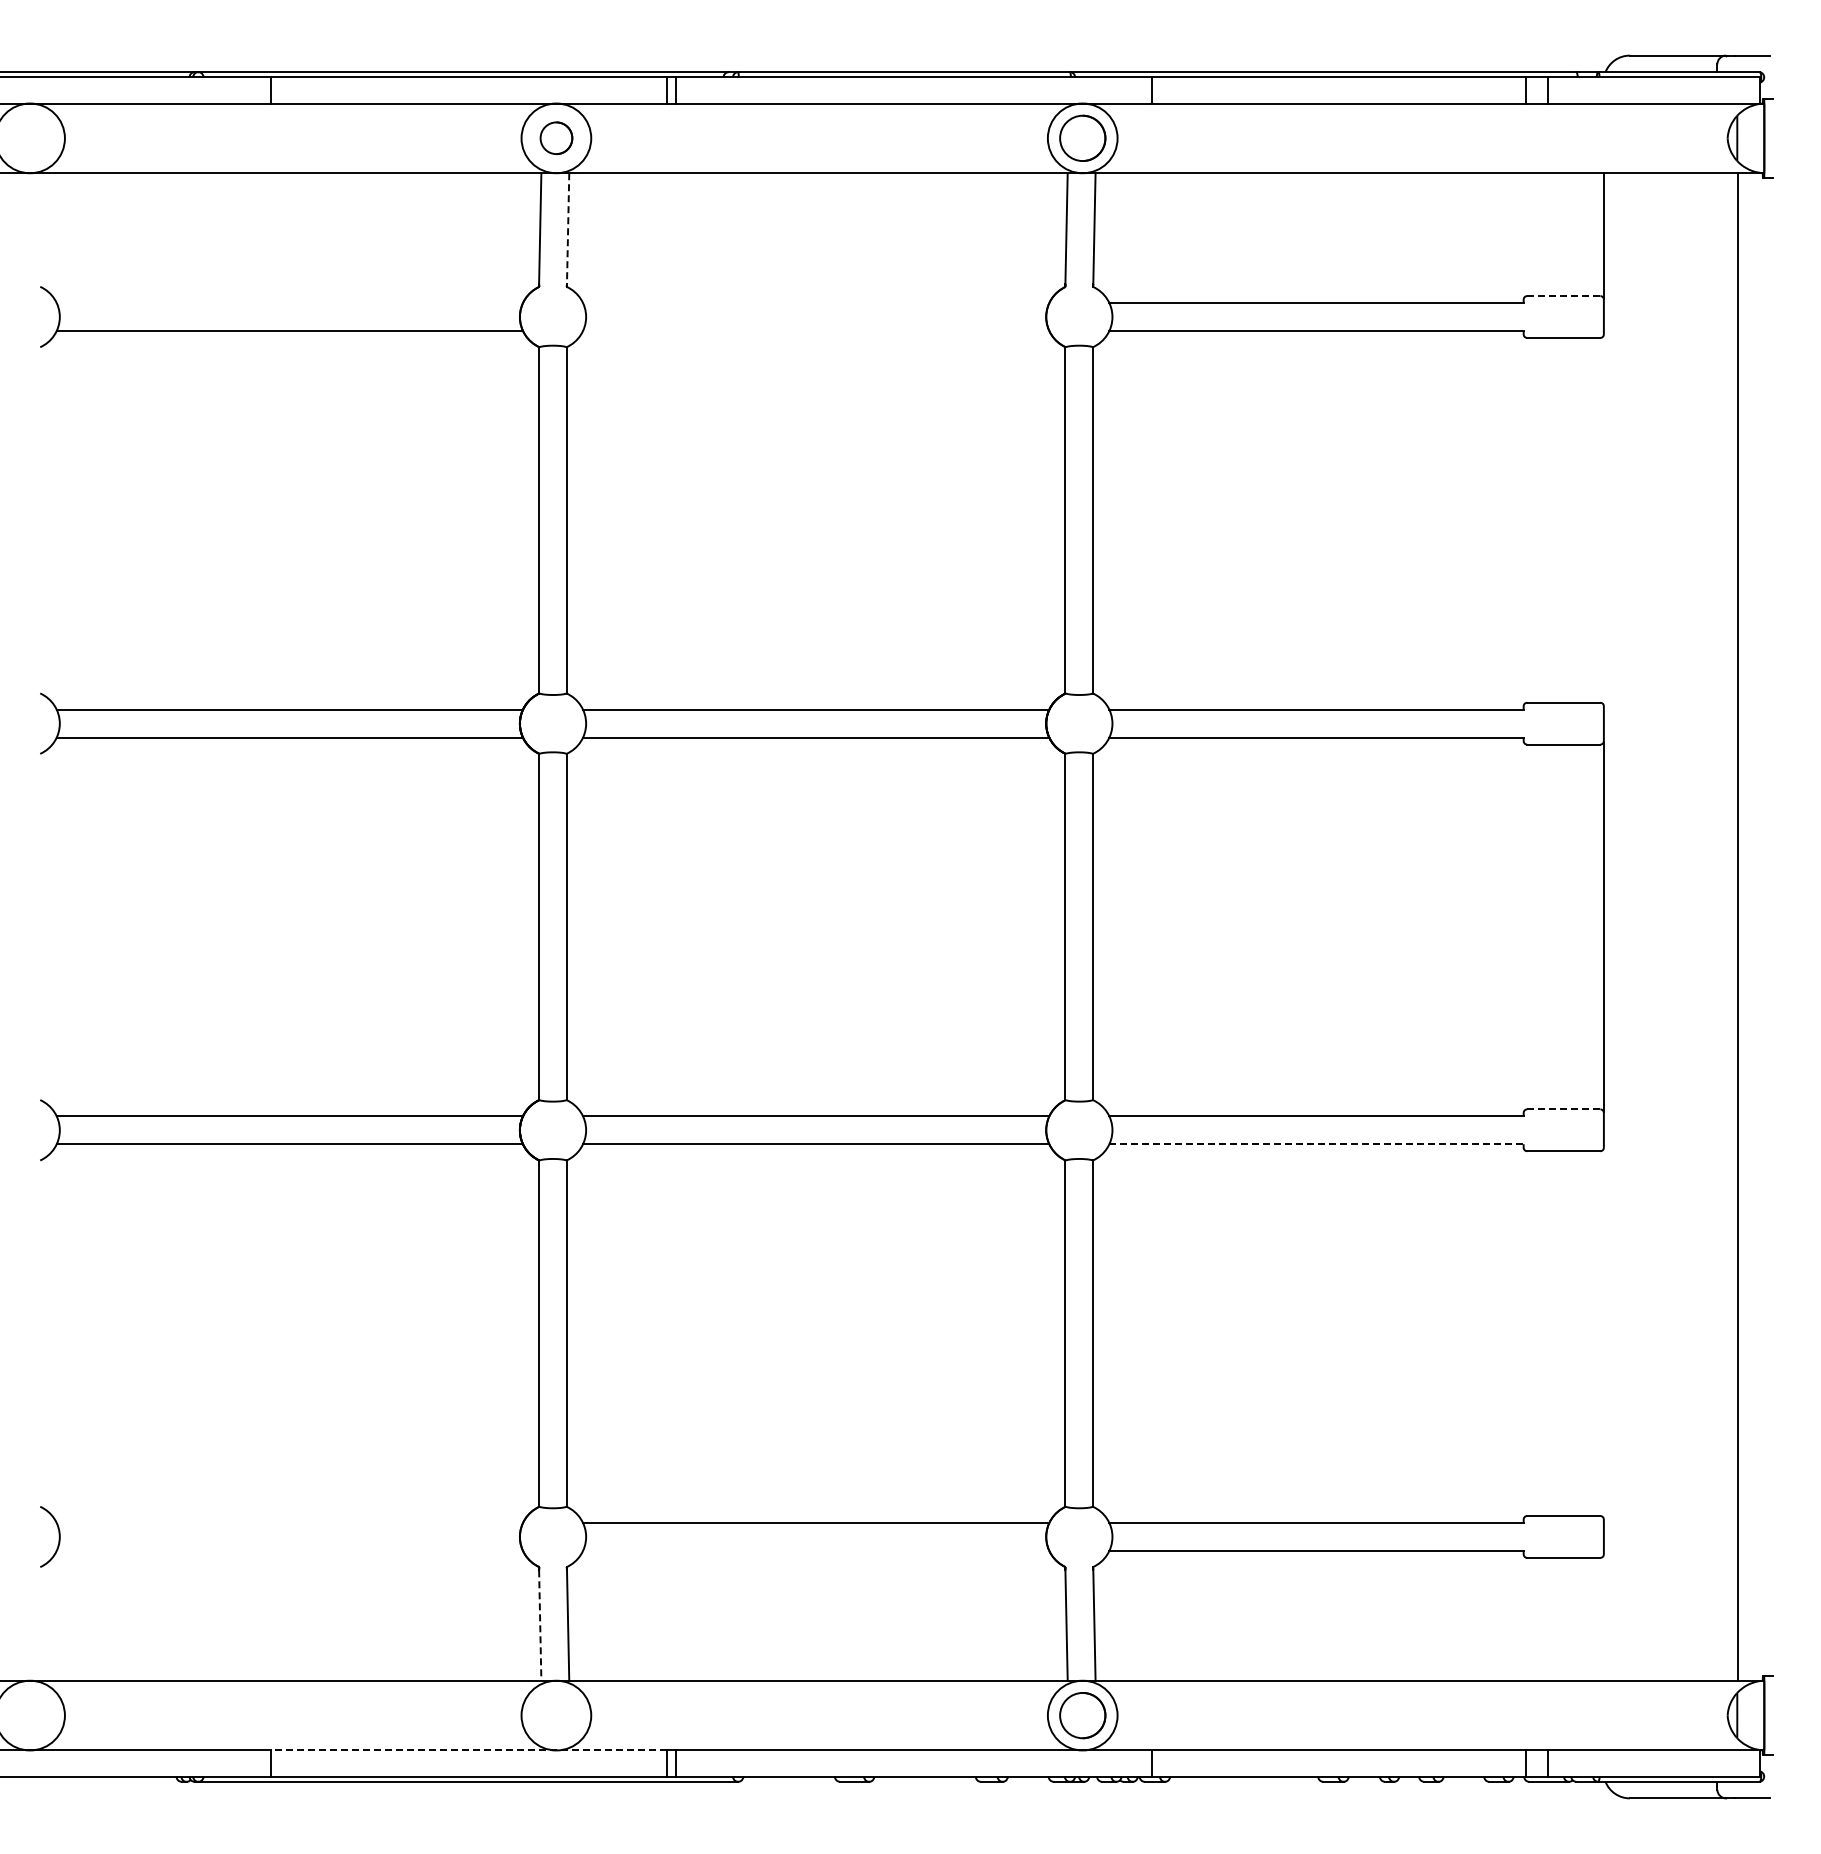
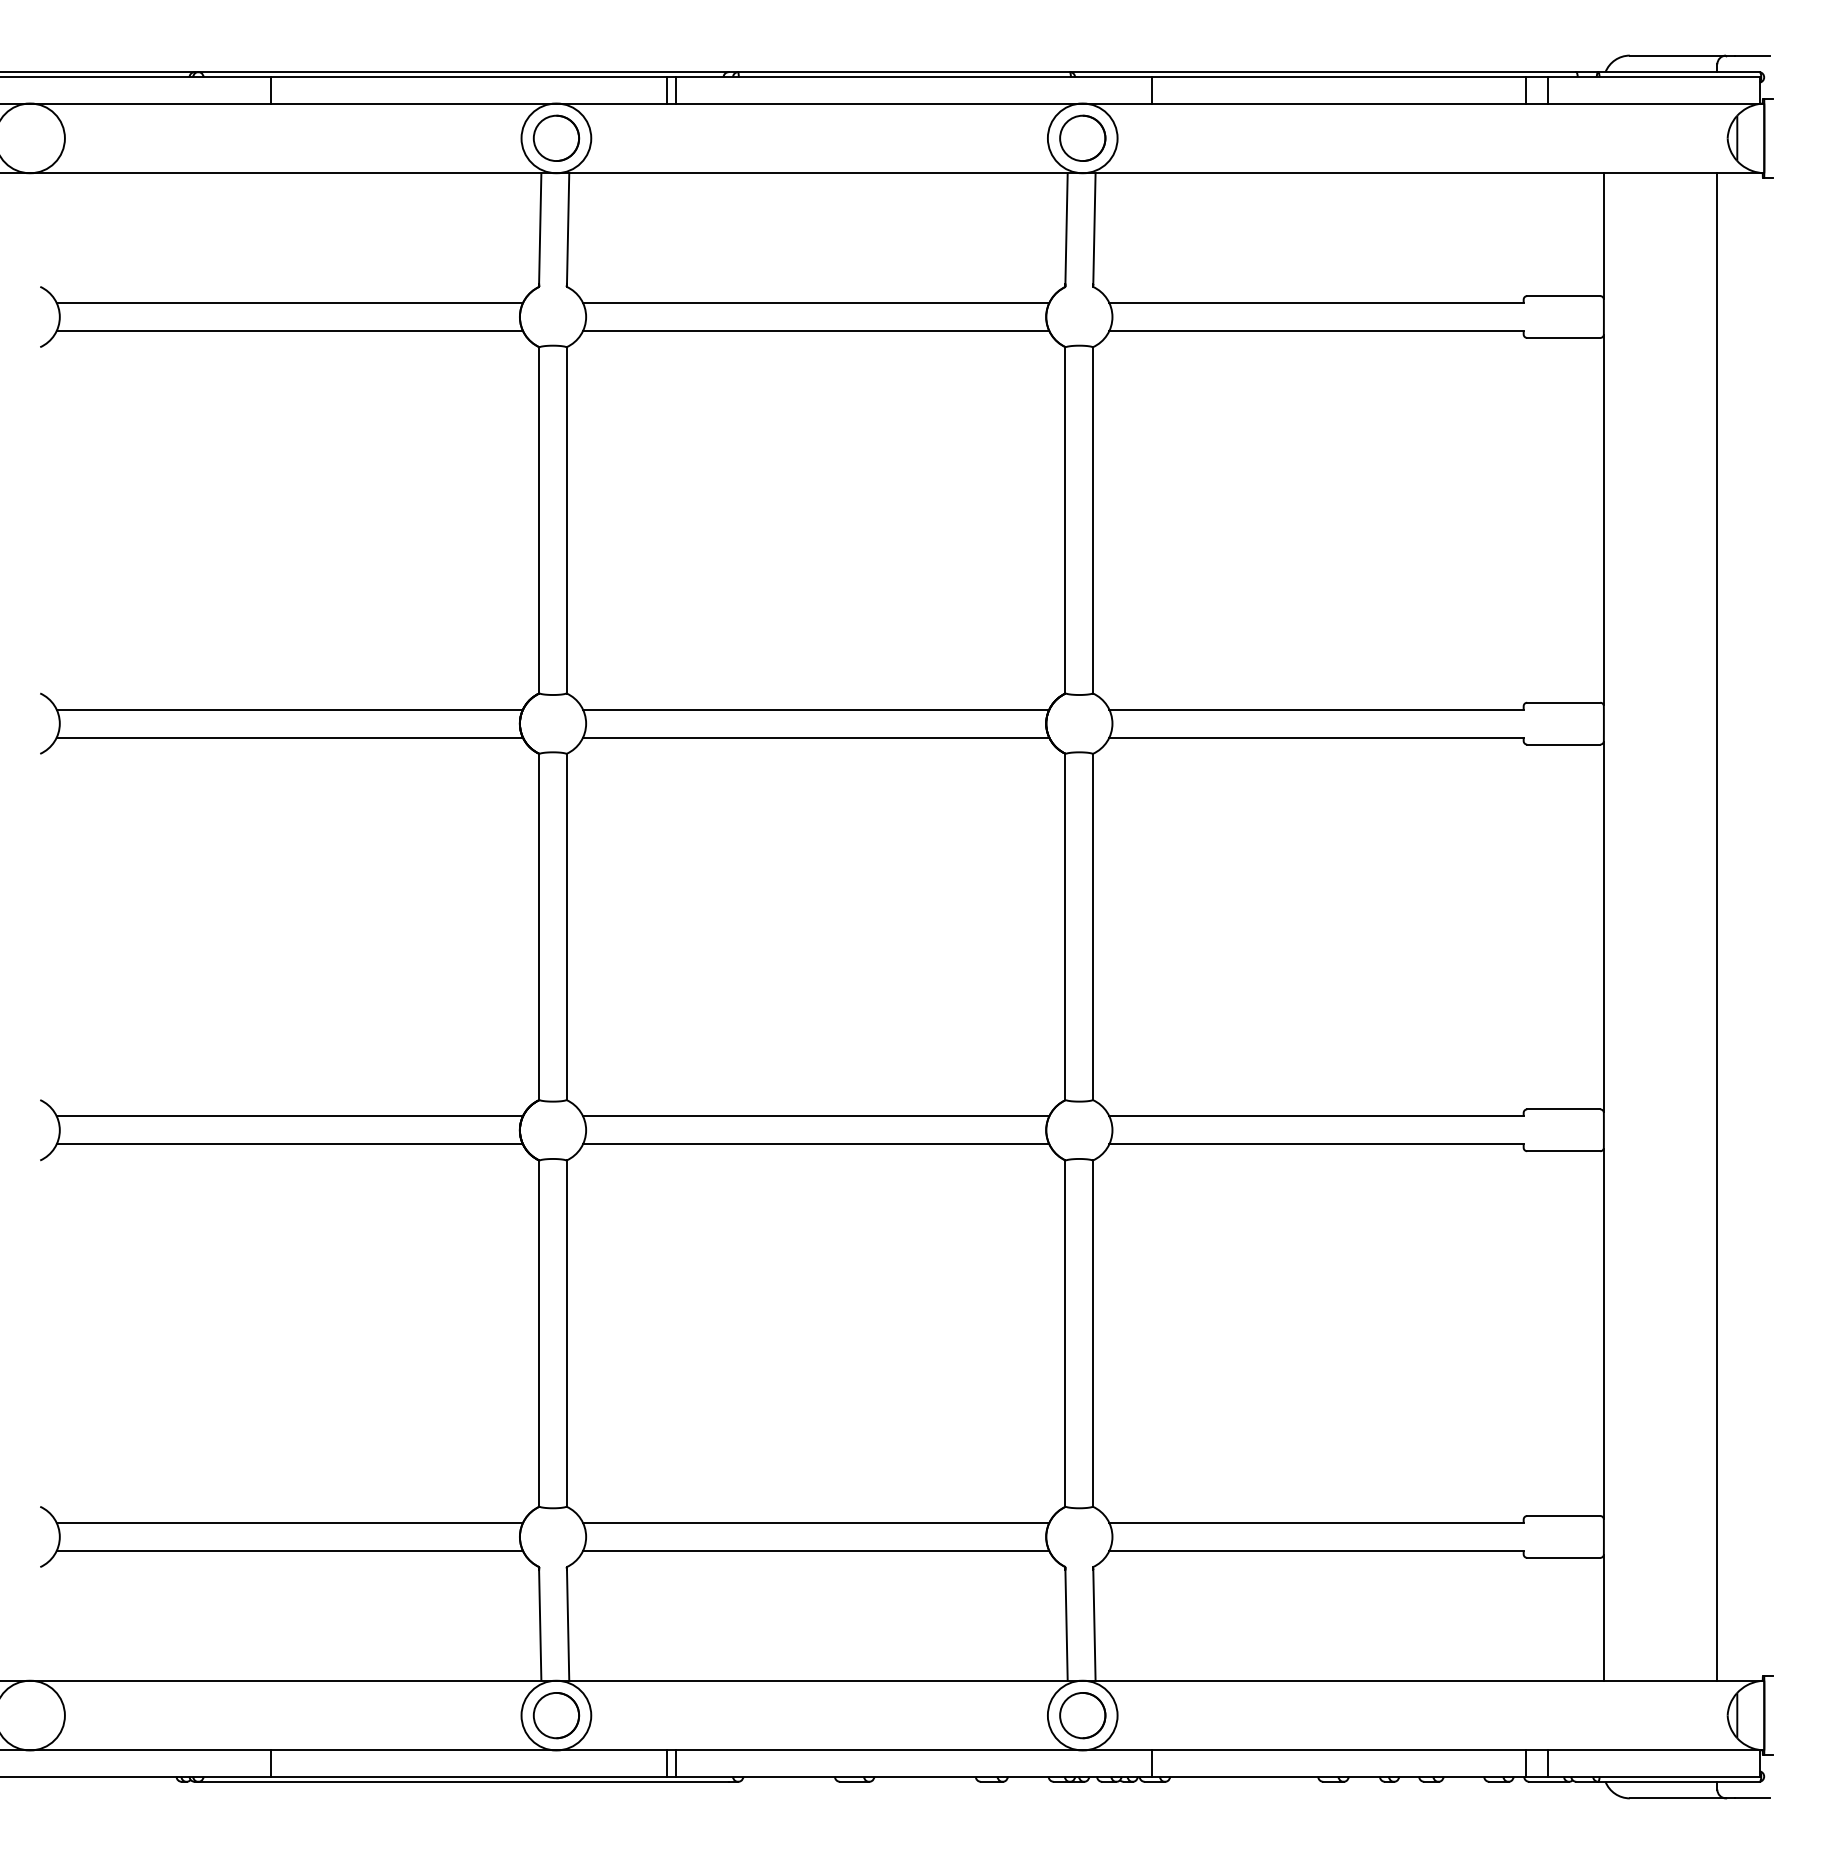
part size: 35x35 px -> 49x48 px (556, 137)
line: dashed -> solid (568, 229)
line: dashed -> solid (1563, 296)
line: none -> present (289, 303)
line: none -> present (816, 303)
line: none -> present (816, 330)
line: none -> present (1603, 520)
line position: (1738, 926) -> (1717, 926) (1717, 926)
line: dashed -> solid (1563, 1109)
line: dashed -> solid (1317, 1144)
line: none -> present (1603, 1333)
line: none -> present (289, 1523)
line: none -> present (289, 1550)
line: none -> present (816, 1550)
line: none -> present (1603, 1617)
line: dashed -> solid (540, 1626)
part: none -> present (556, 1715)
line: dashed -> solid (468, 1750)
